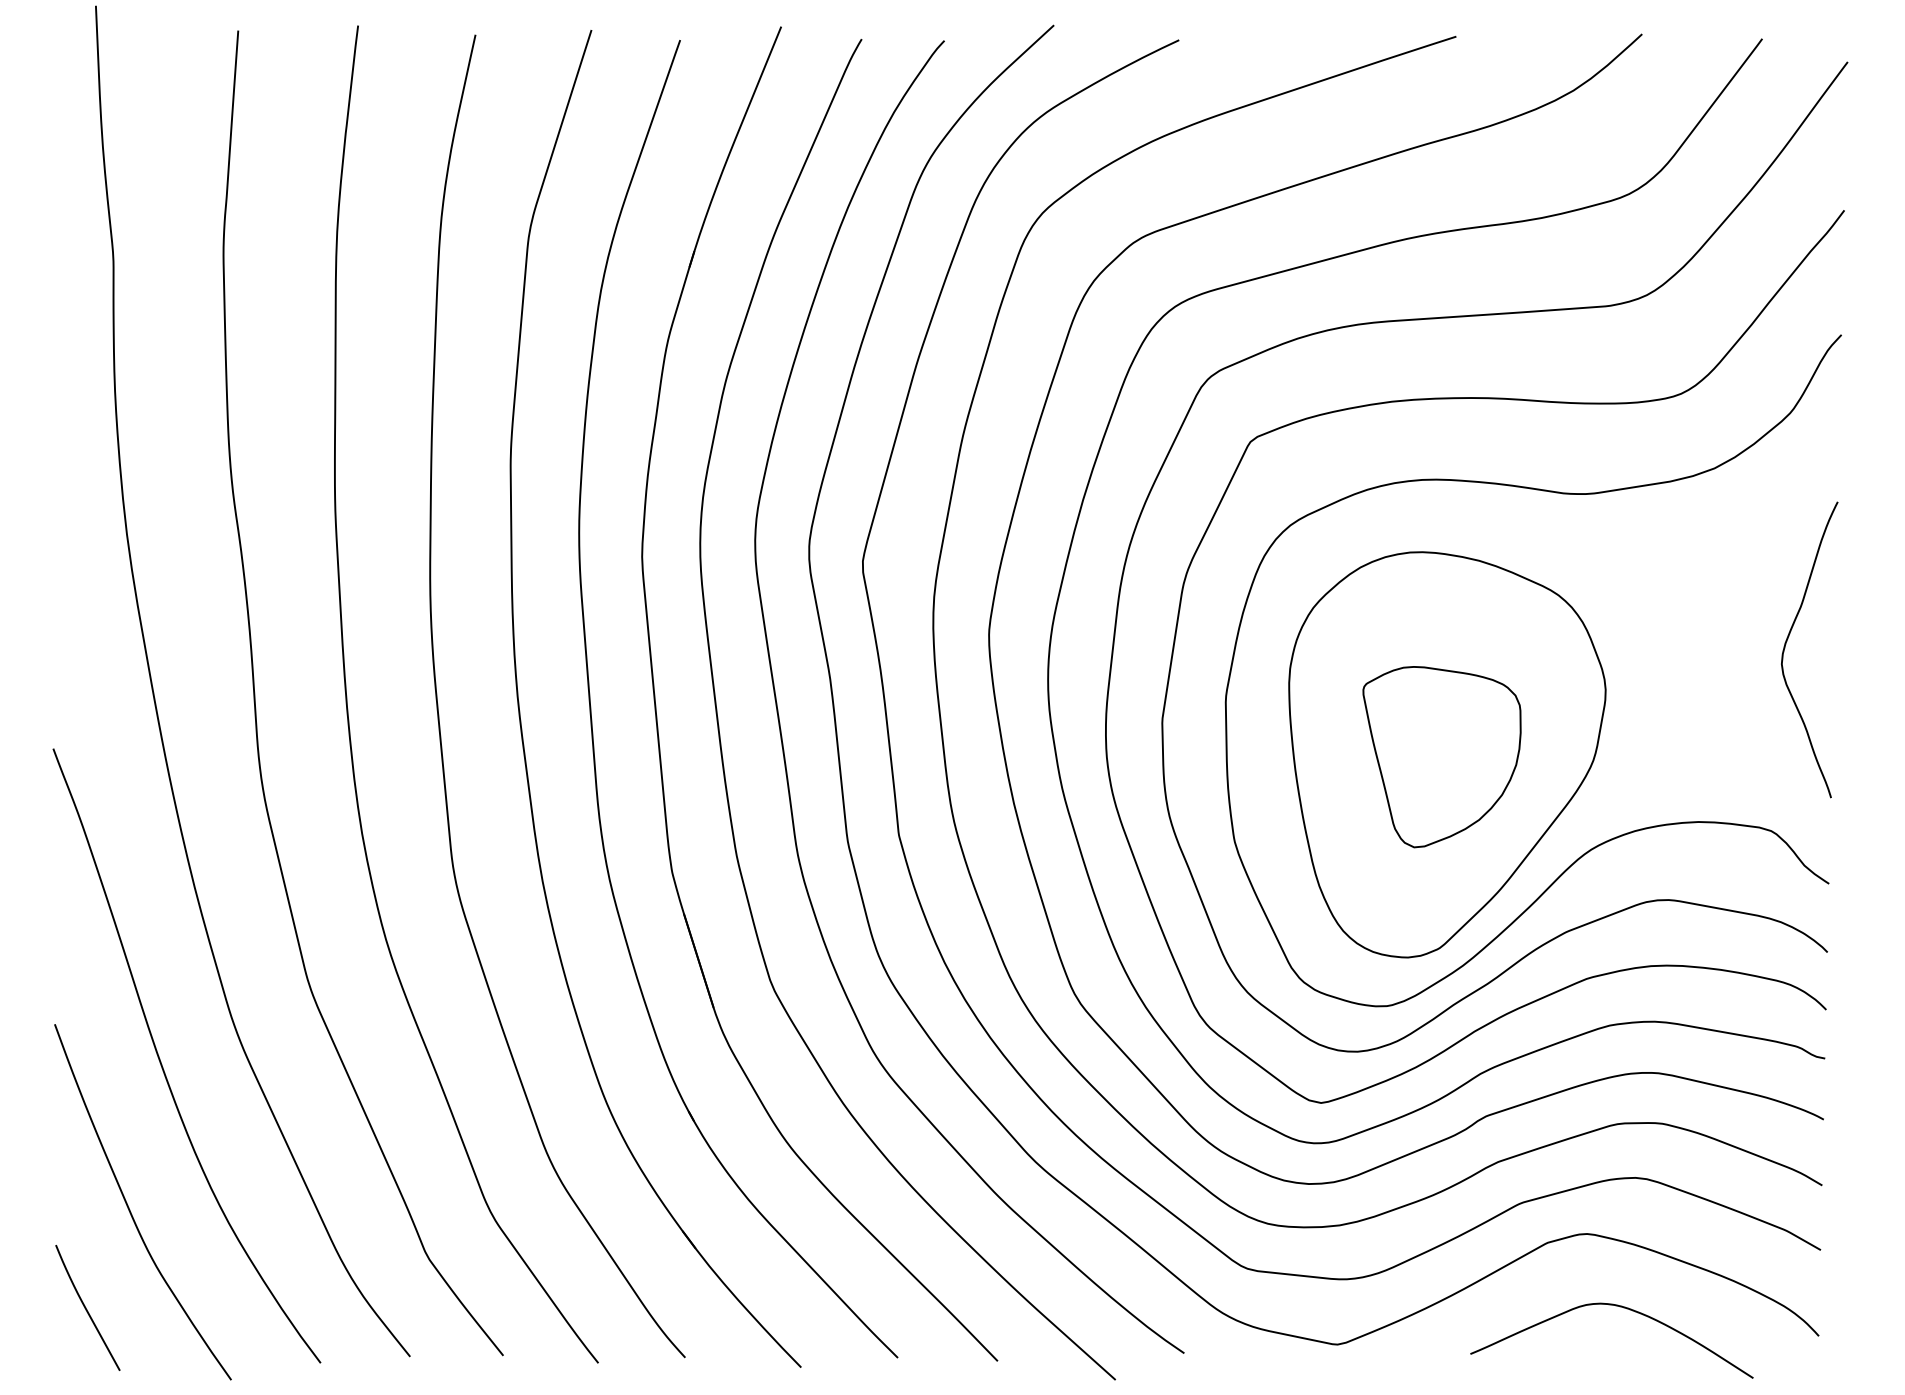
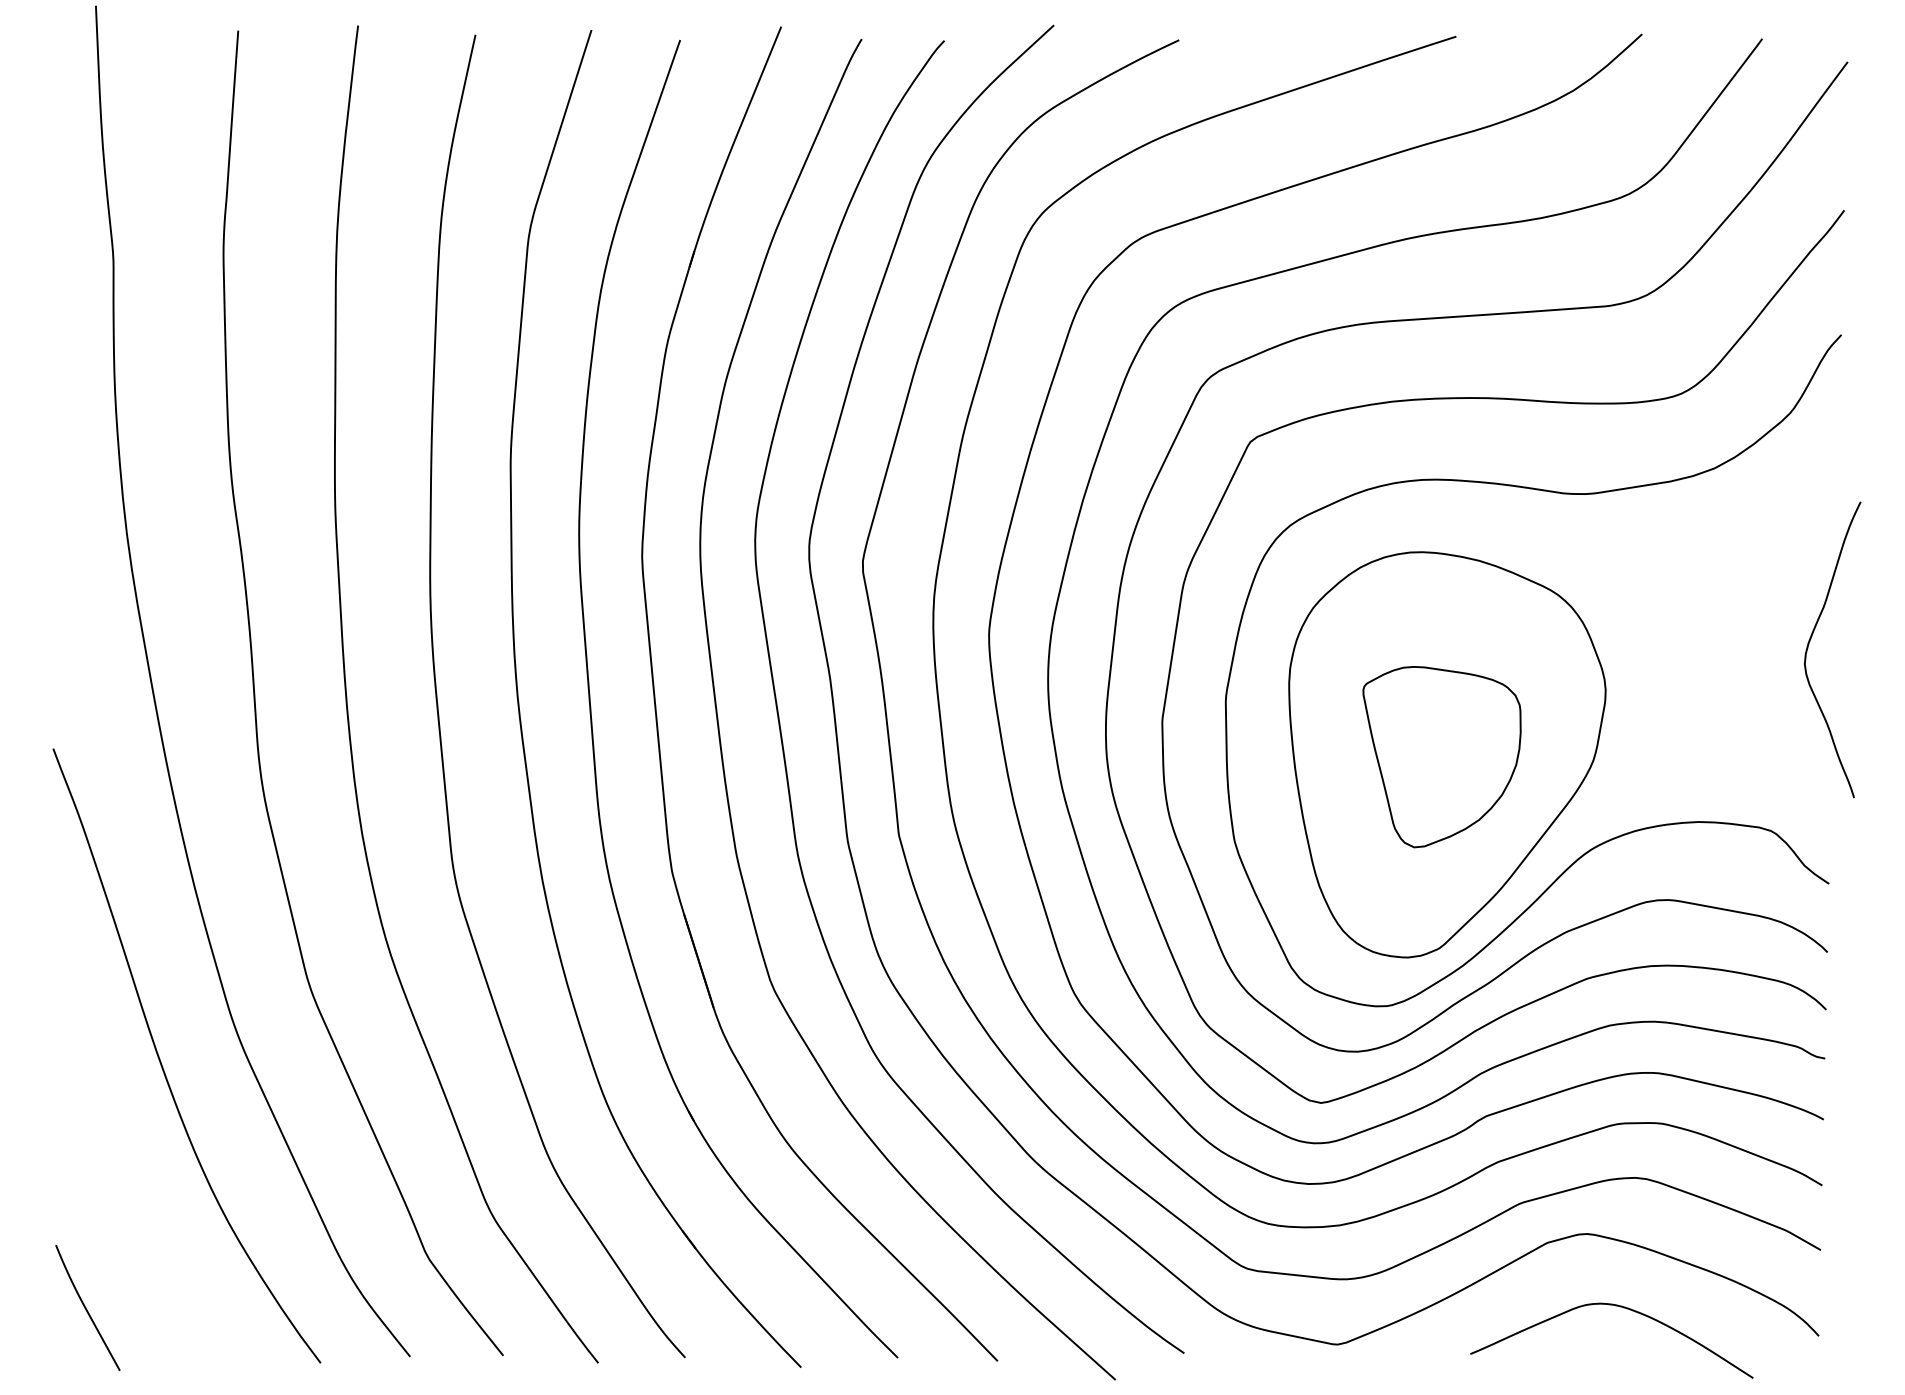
curve position: (1788, 639) -> (1811, 639) (1811, 639)
curve: present -> none (130, 1209)
